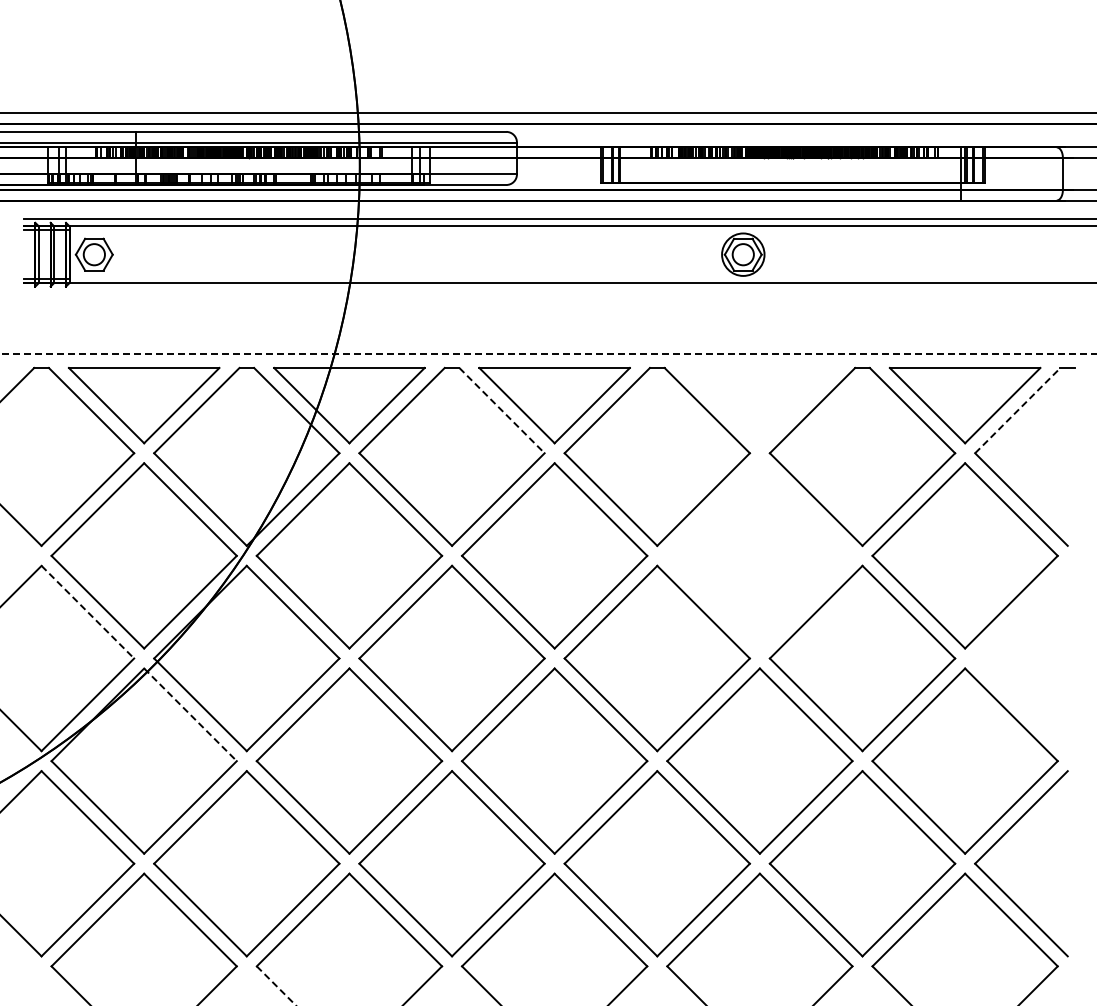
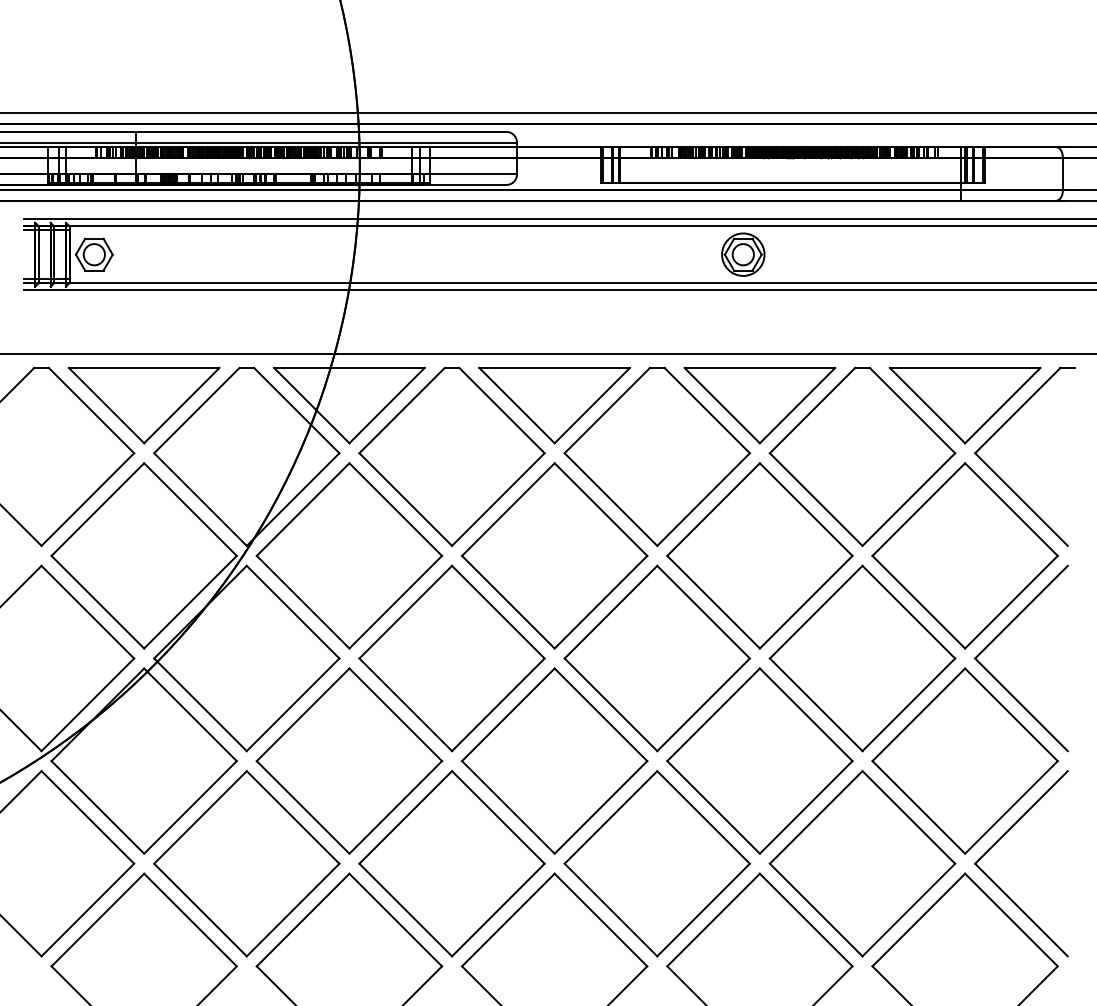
line: none -> present (558, 290)
line: dashed -> solid (548, 353)
part: none -> present (759, 405)
line: dashed -> solid (502, 410)
line: dashed -> solid (1018, 410)
part: none -> present (759, 555)
line: dashed -> solid (88, 612)
part: none -> present (999, 635)
line: dashed -> solid (190, 715)
line: dashed -> solid (276, 986)
